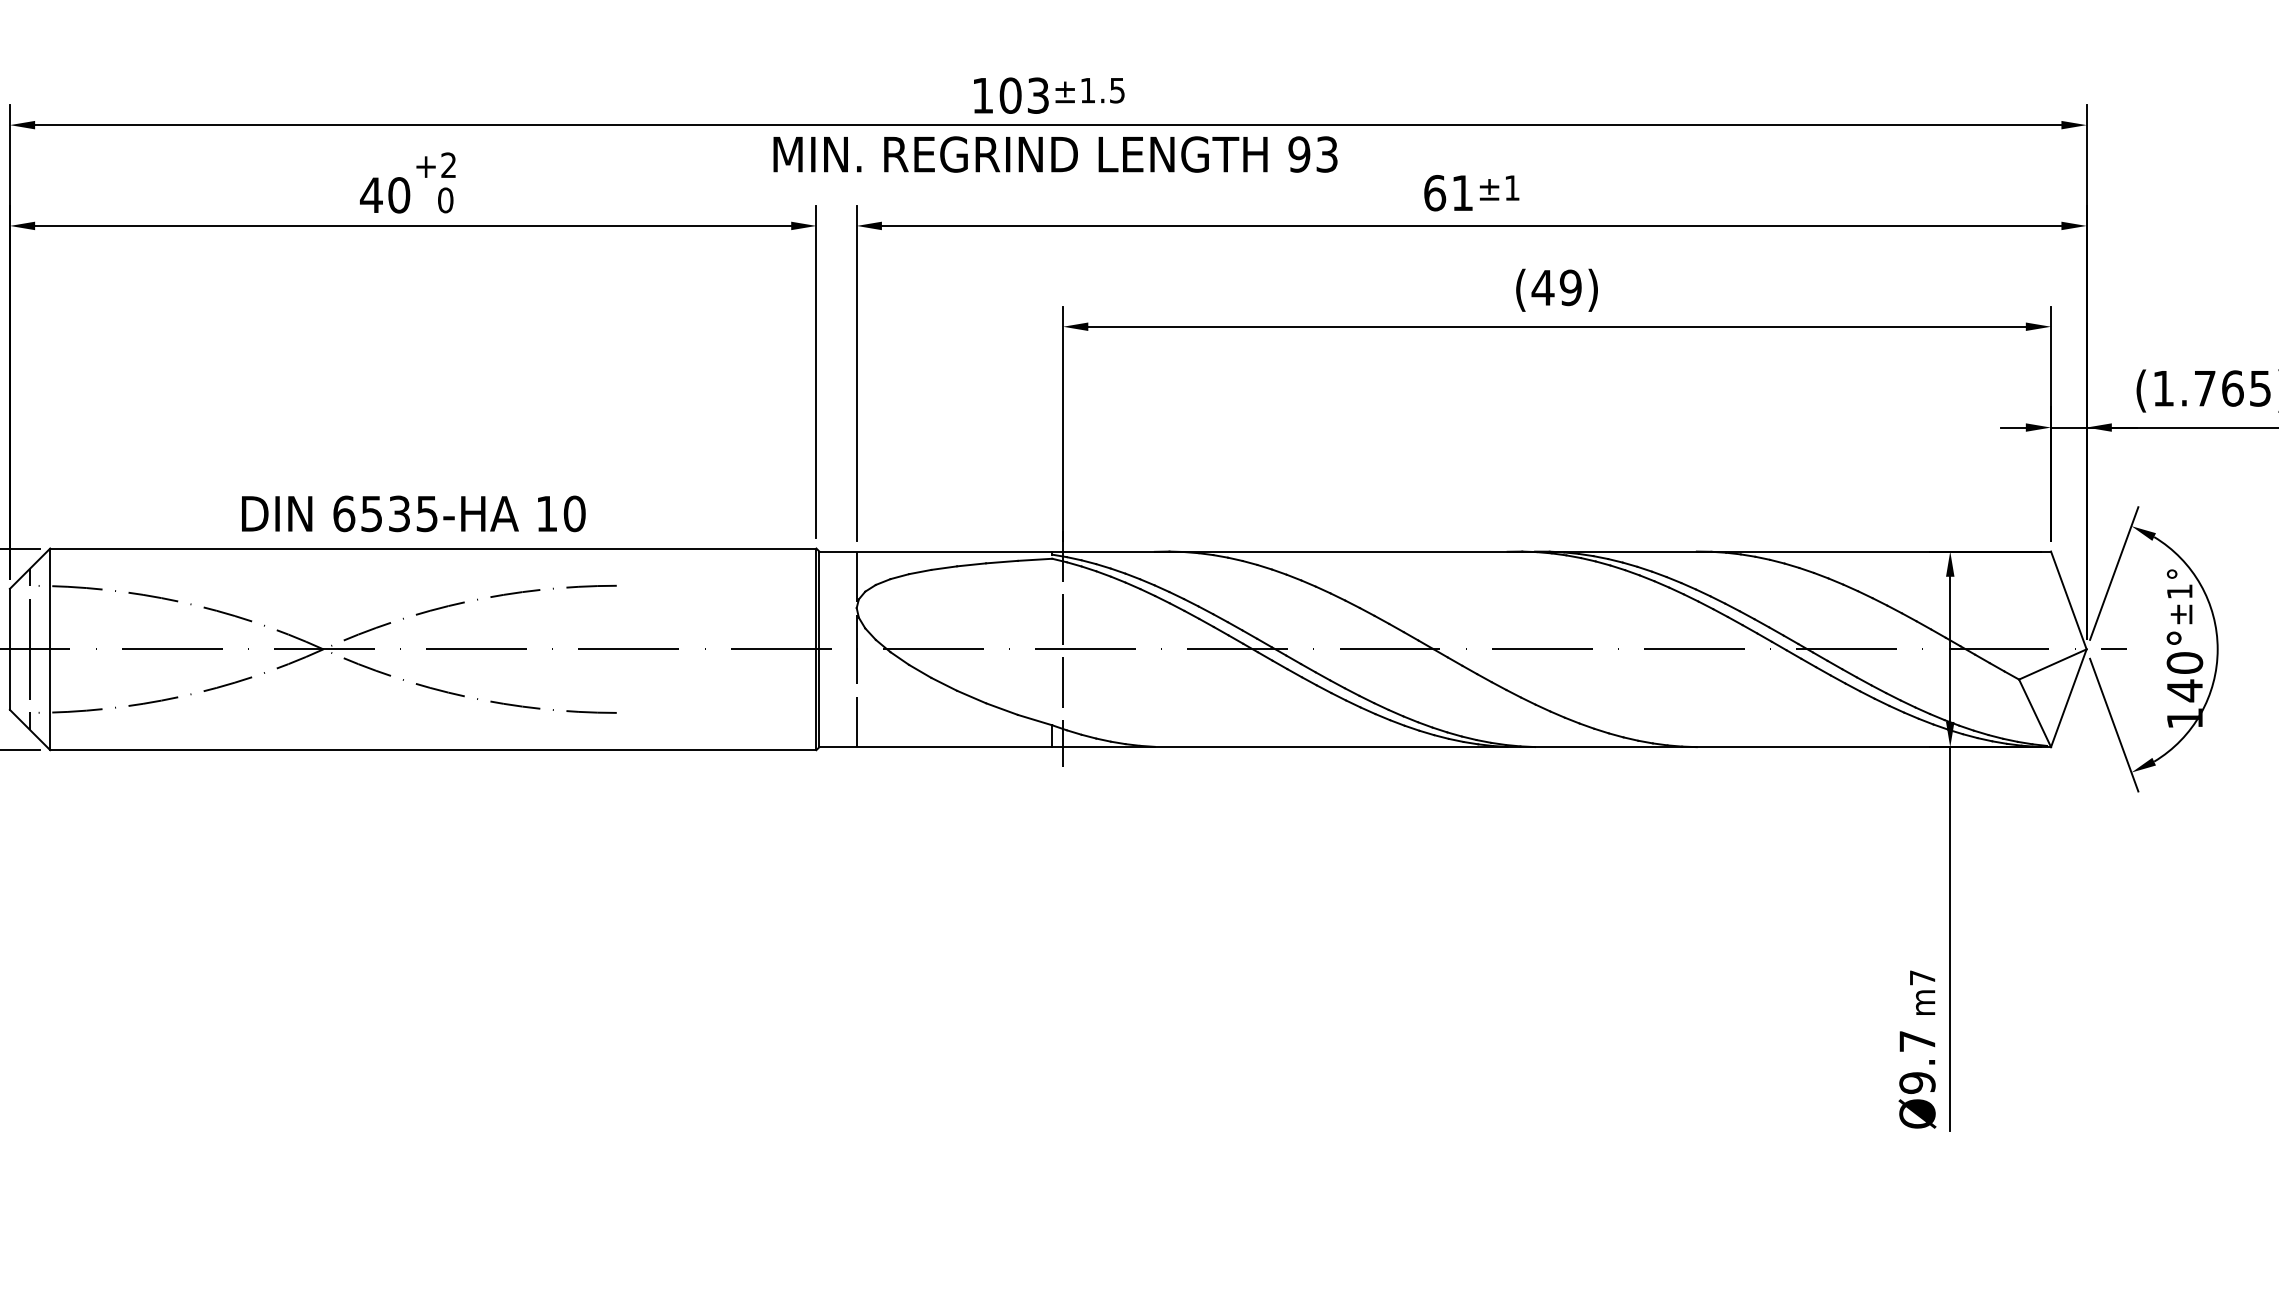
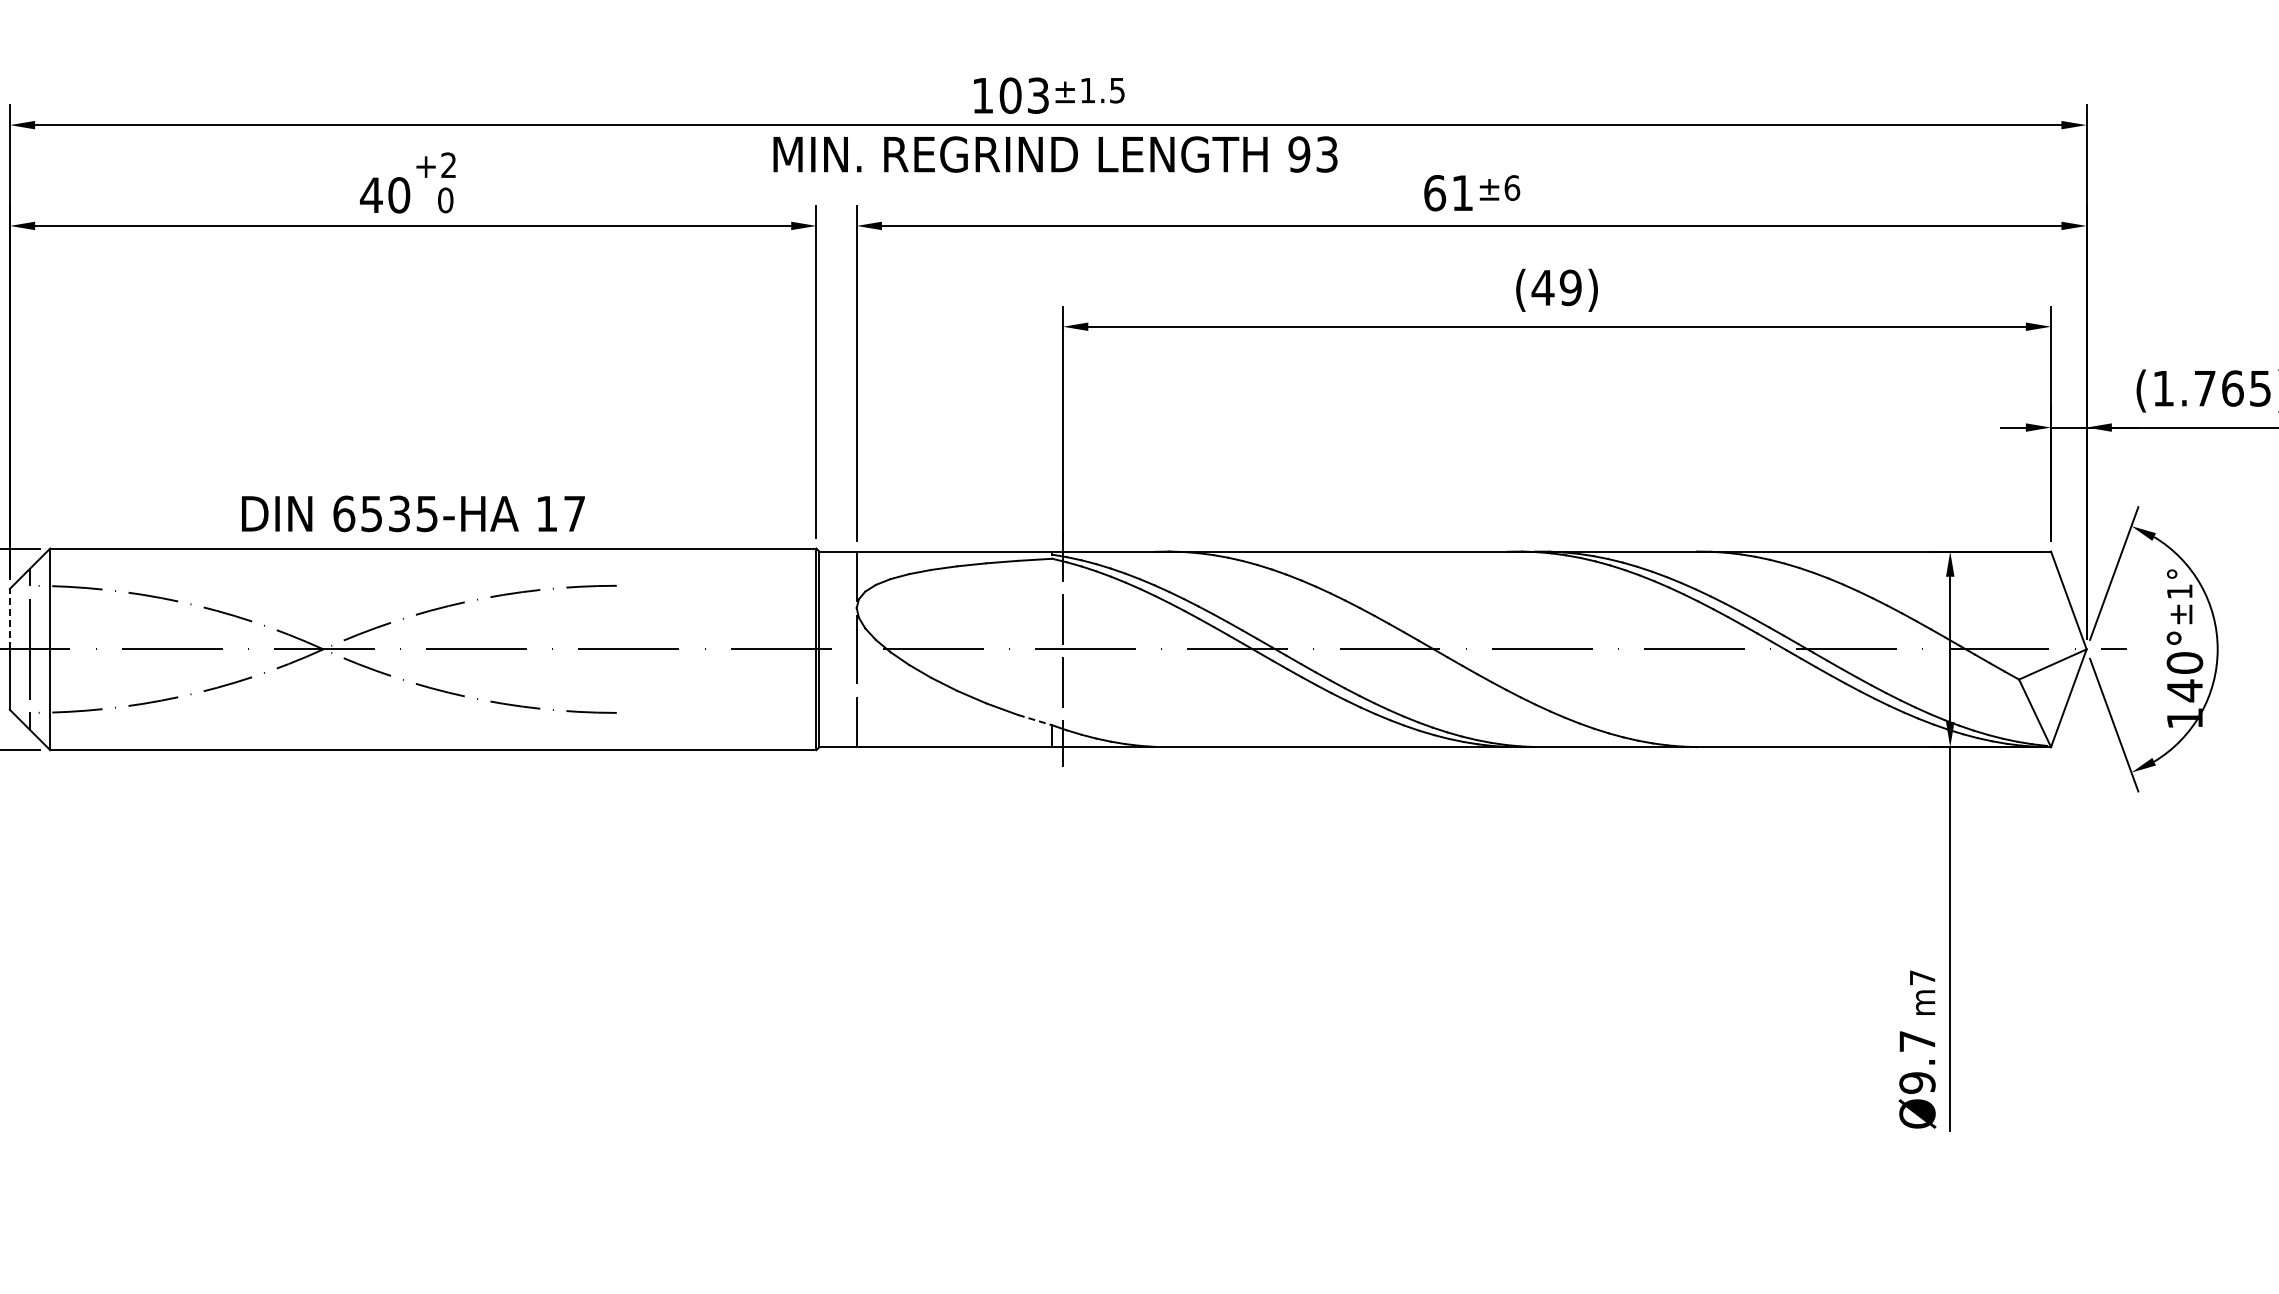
text: ±1 -> ±6 (1512, 187)
text: 10 -> 17 (574, 513)
line: solid -> dashed (9, 618)
line: solid -> dashed (1035, 720)
